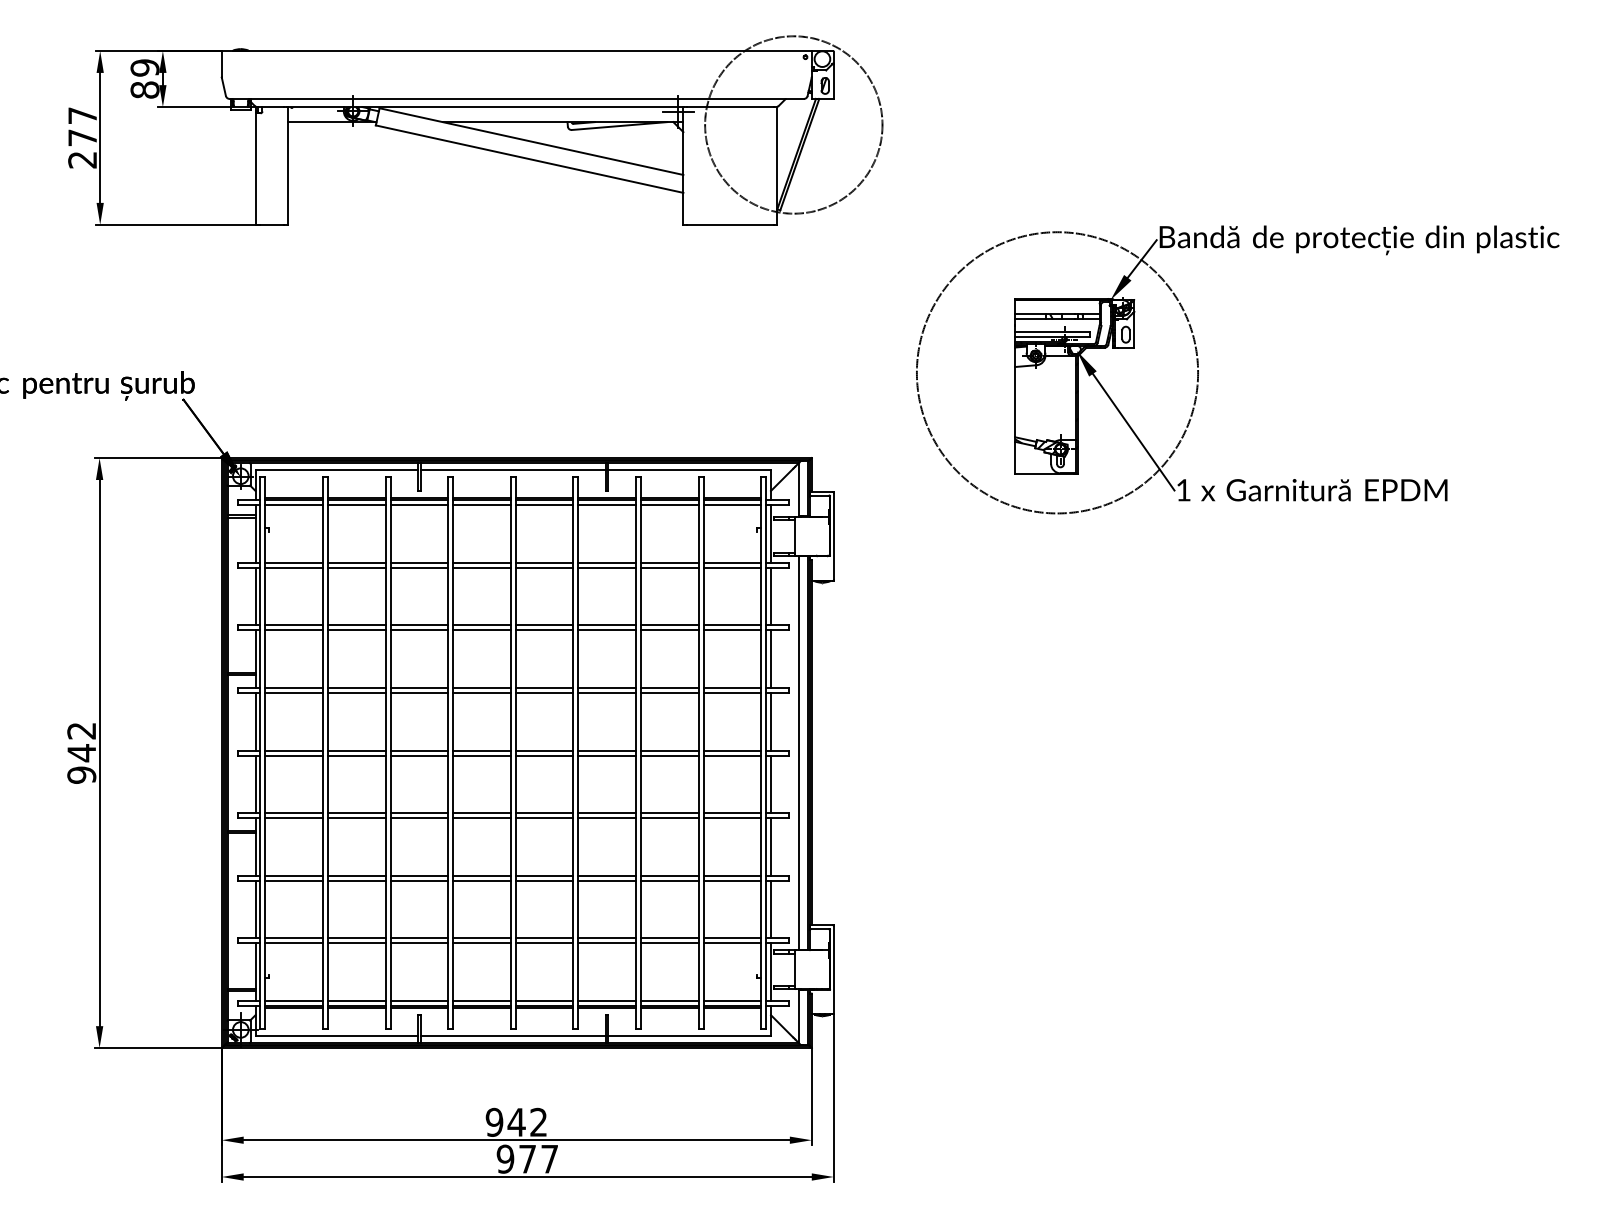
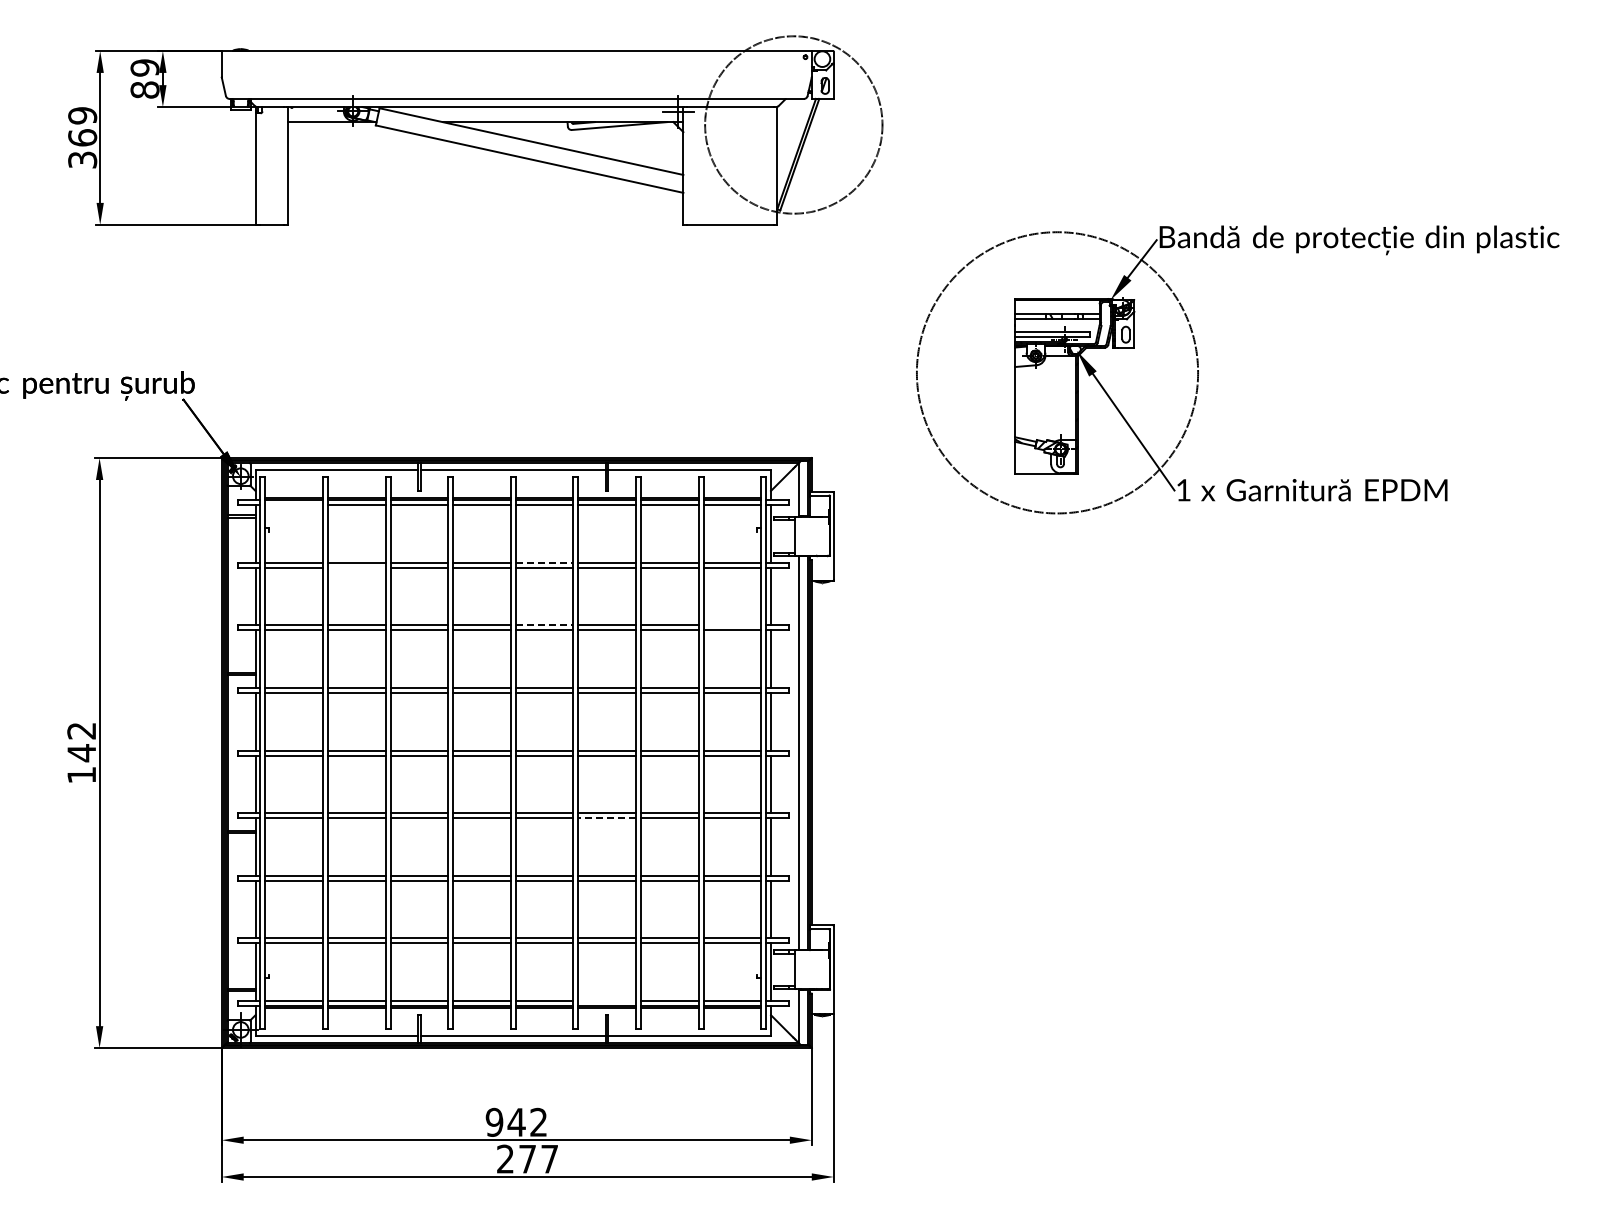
text: 277 -> 369 (82, 137)
line: present -> none (293, 505)
line: solid -> dashed (544, 562)
line: present -> none (356, 567)
line: solid -> dashed (544, 625)
line: present -> none (732, 625)
text: 942 -> 142 (81, 774)
line: solid -> dashed (607, 818)
line: present -> none (607, 1001)
text: 977 -> 277 (505, 1158)
